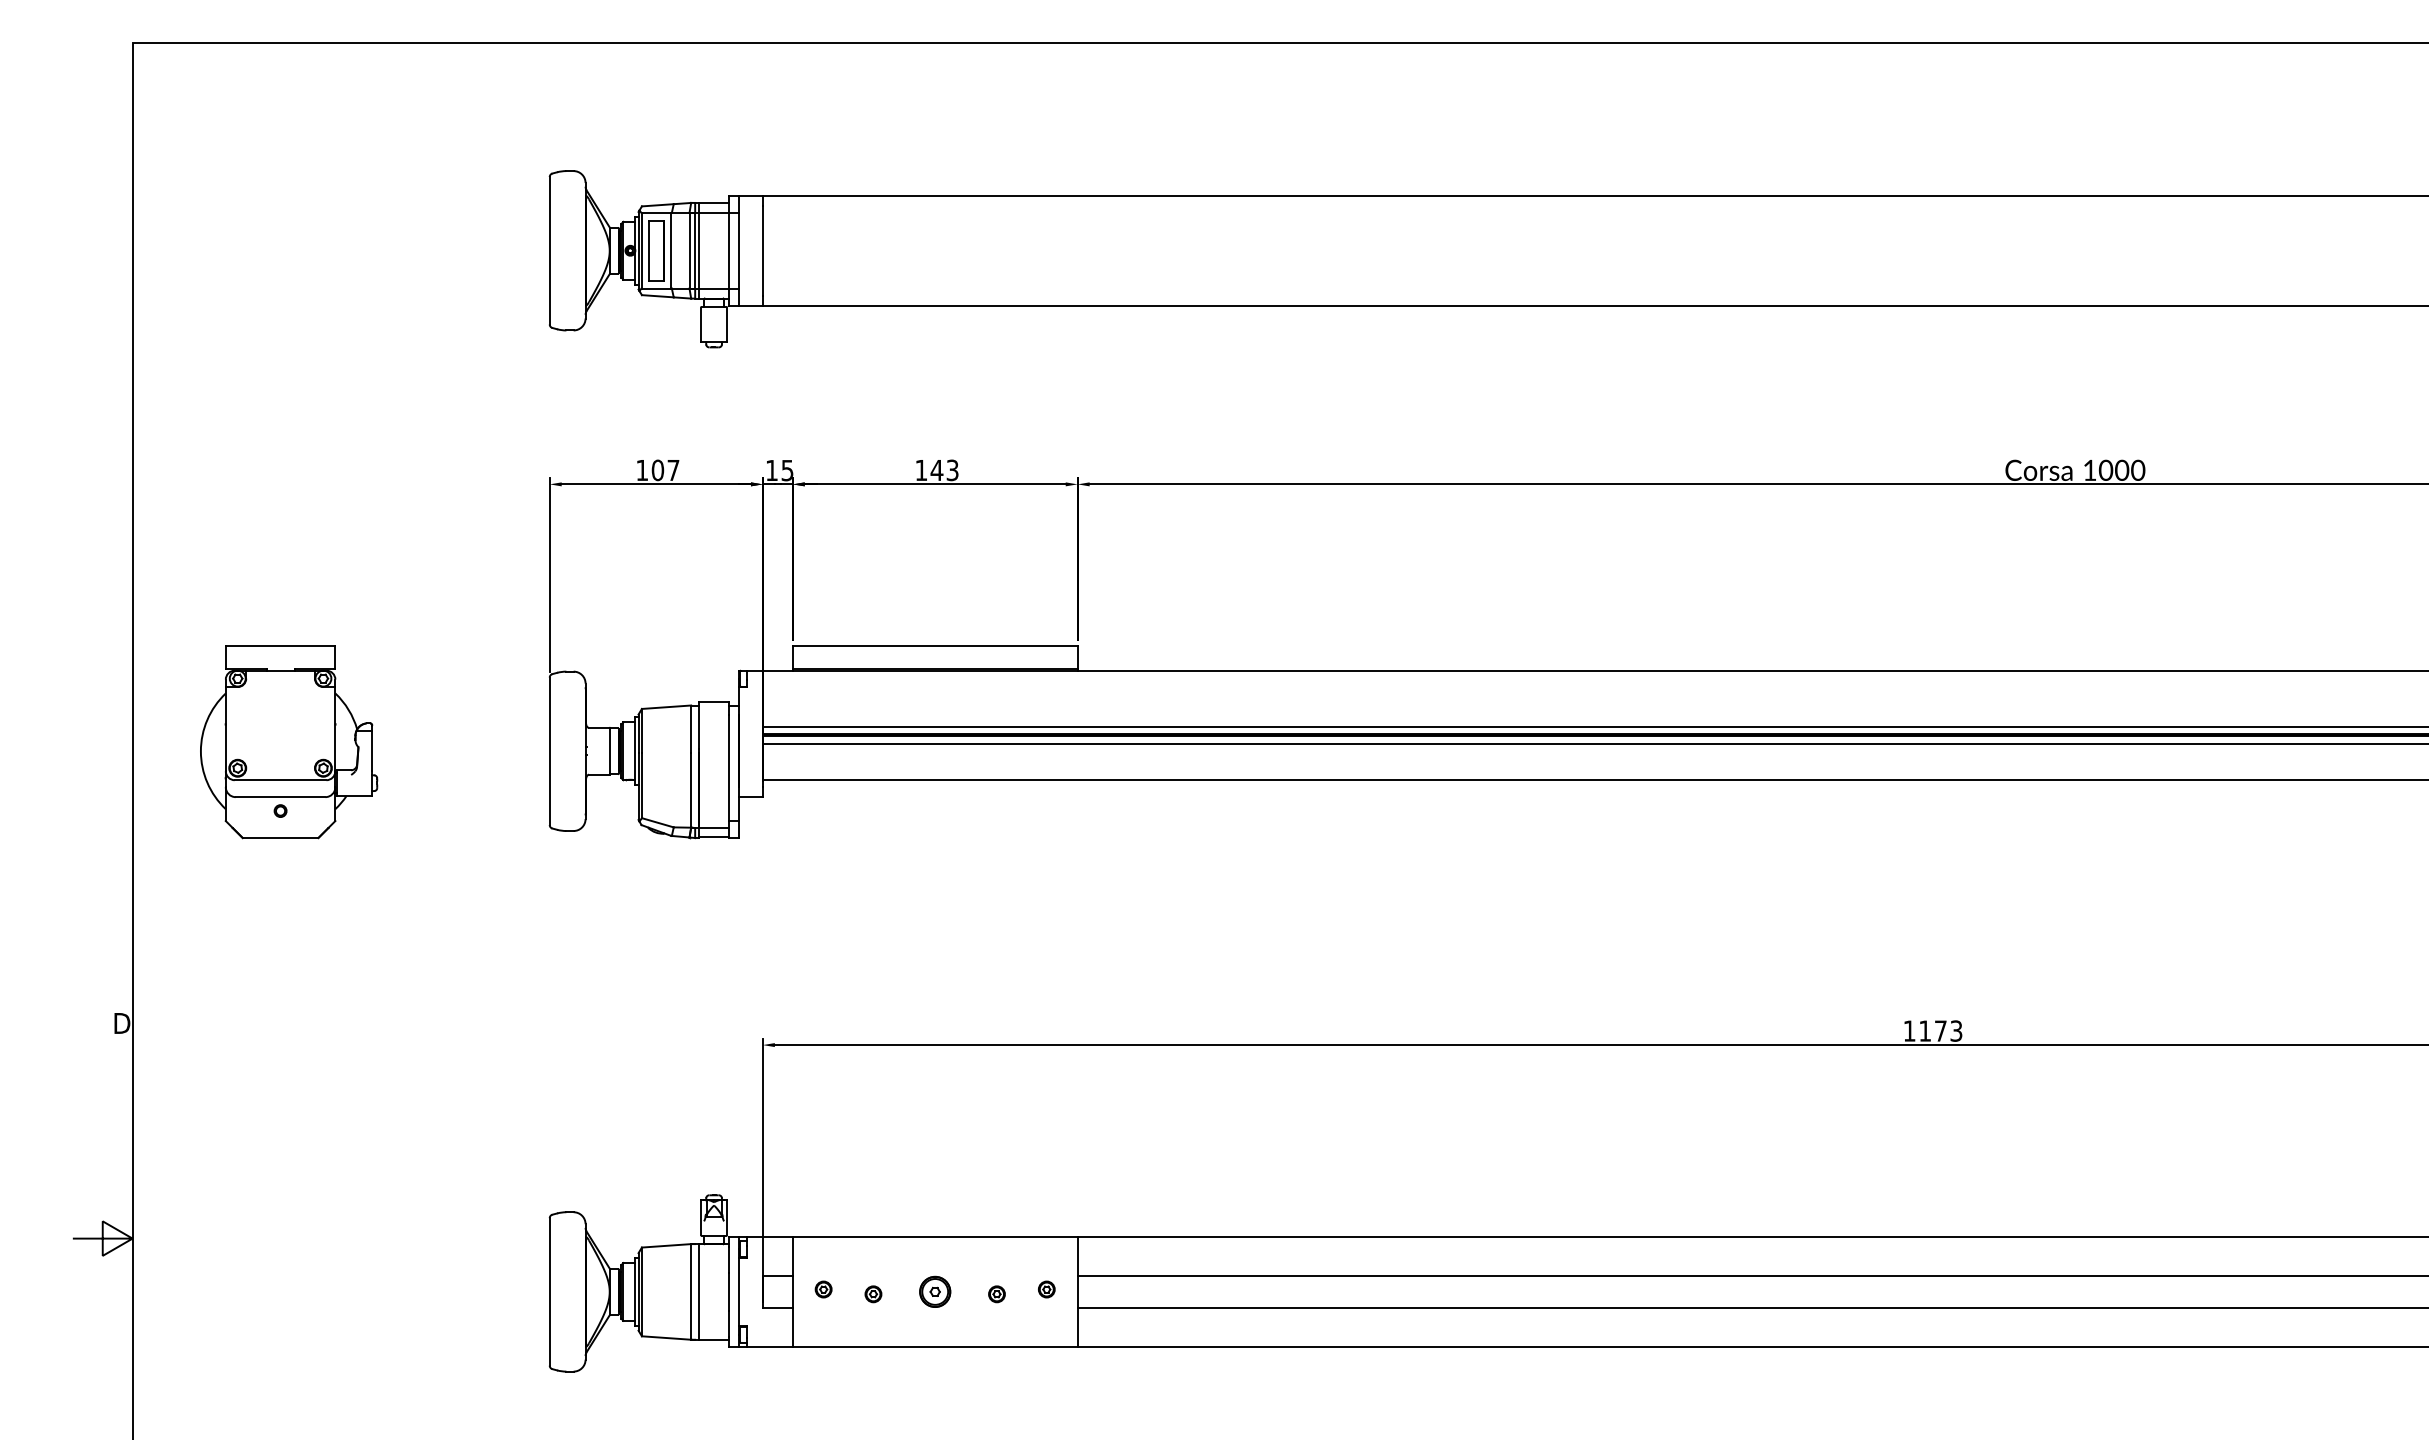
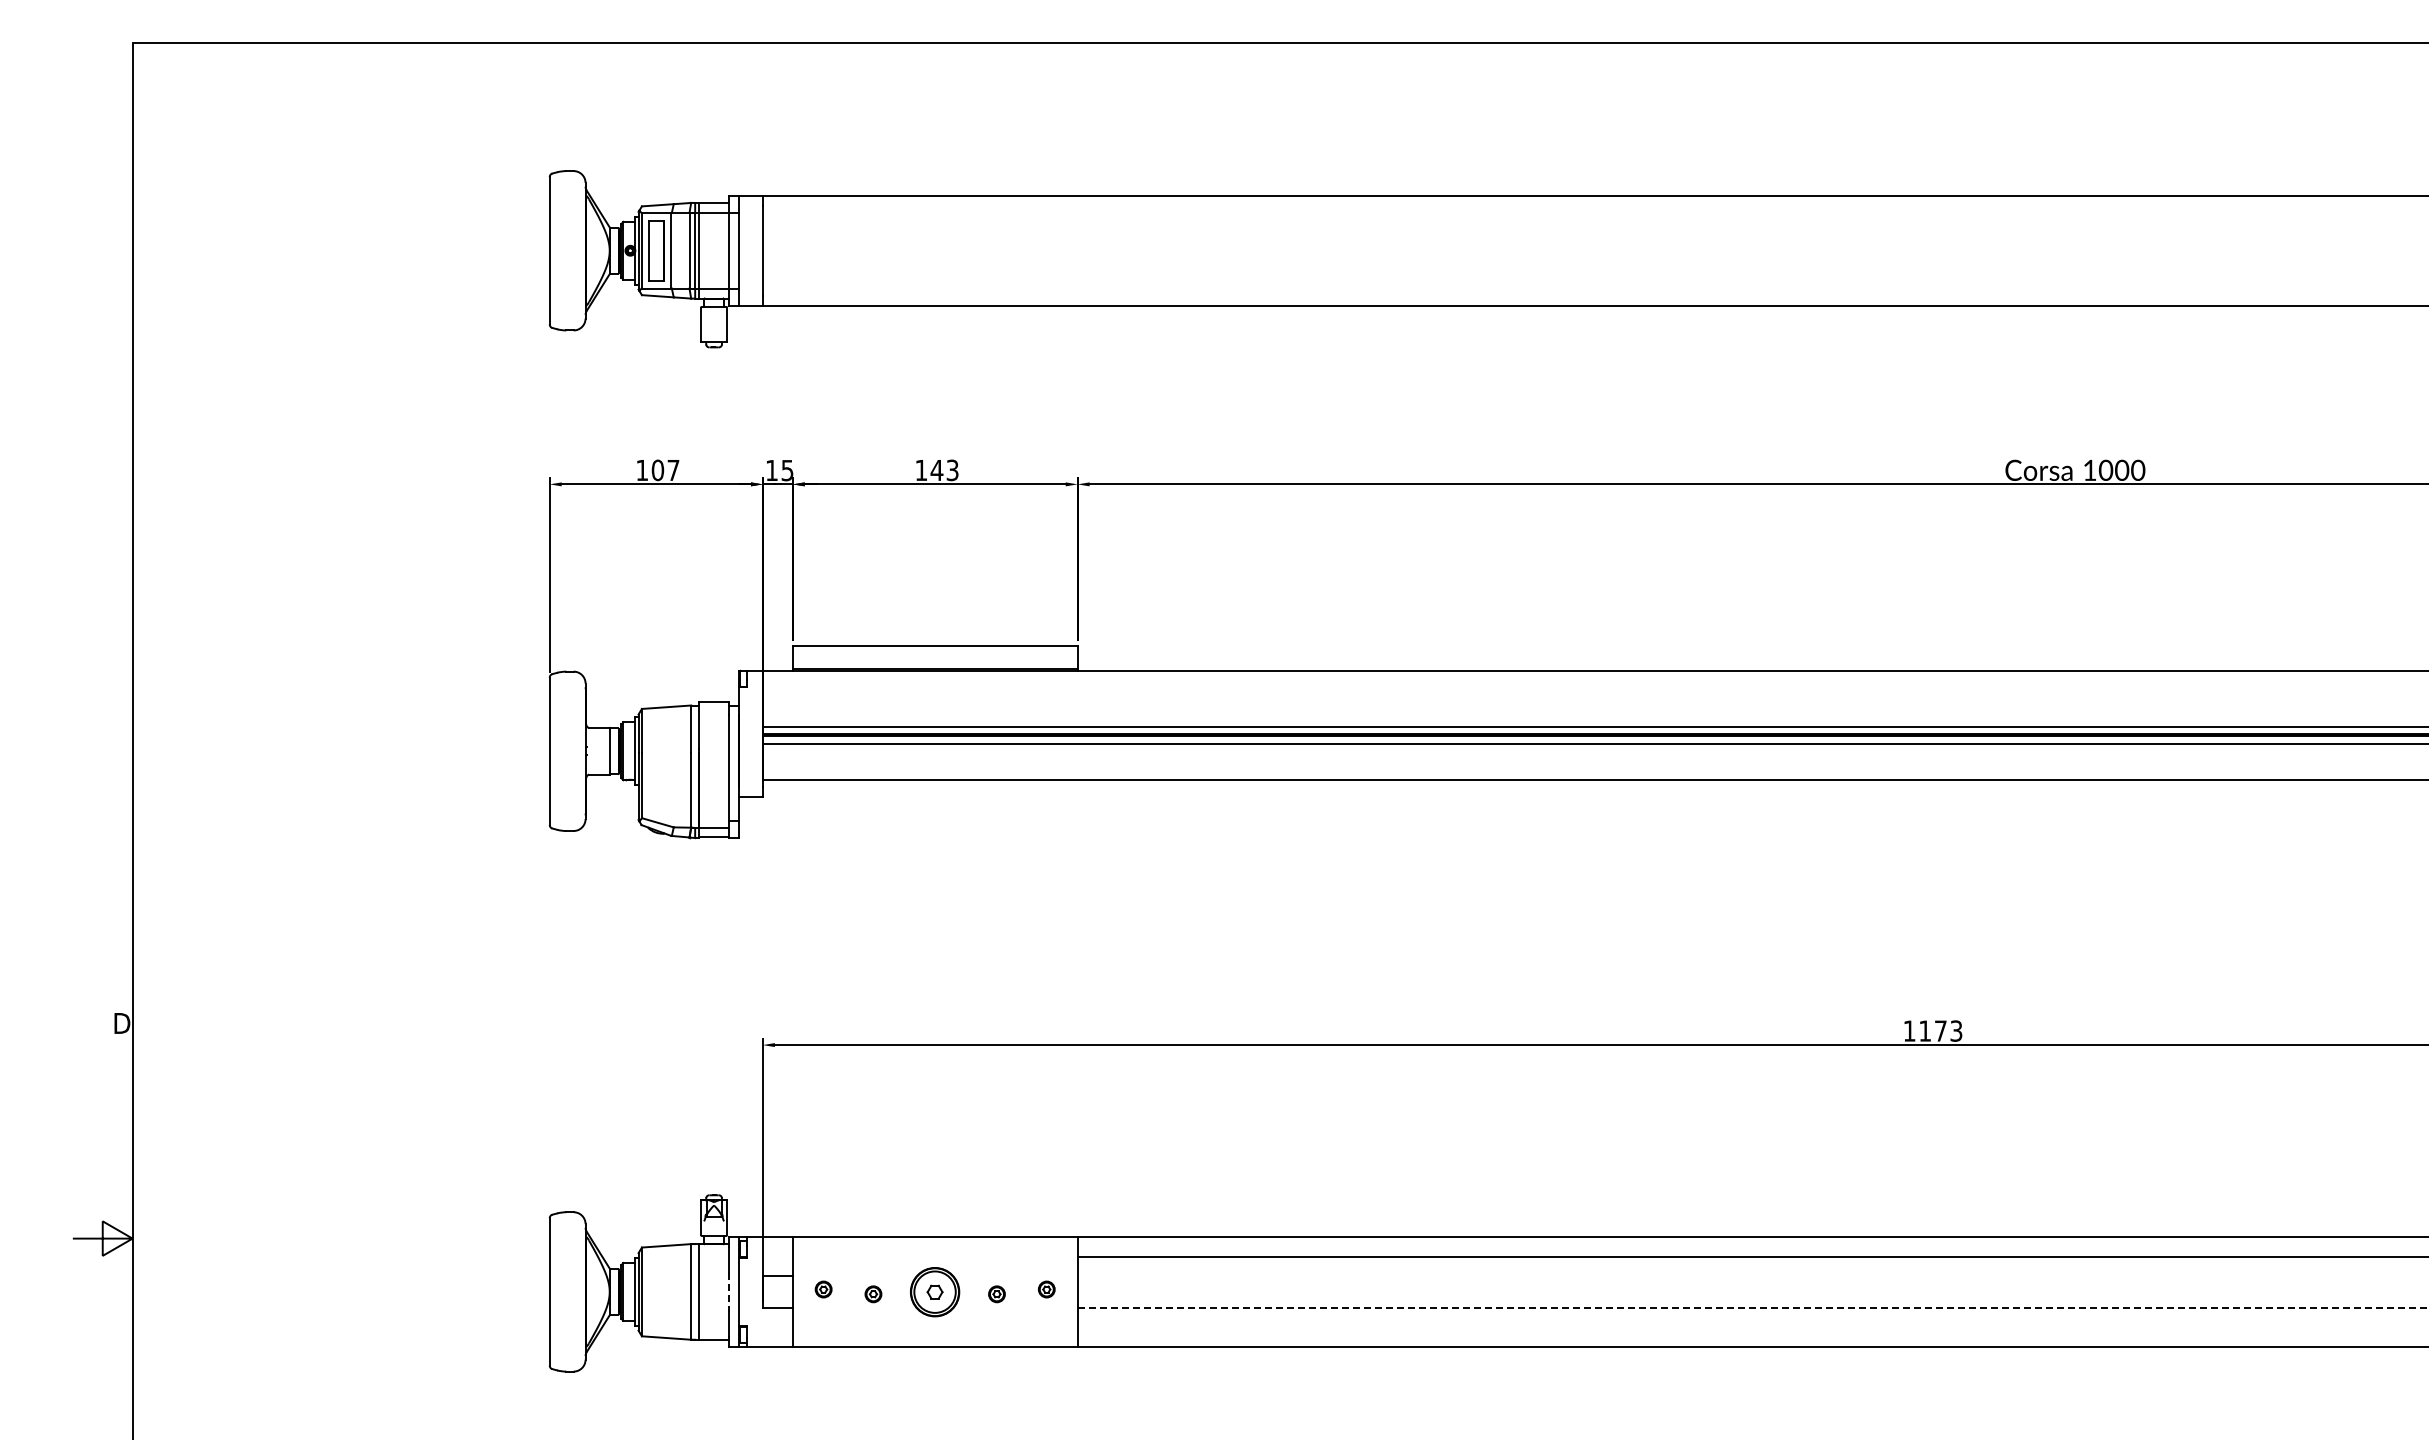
part: present -> none (289, 742)
line position: (1751, 1275) -> (1751, 1256) (1751, 1256)
part size: 33x33 px -> 51x51 px (935, 1292)
line: solid -> dashed (729, 1292)
line: solid -> dashed (1753, 1307)
